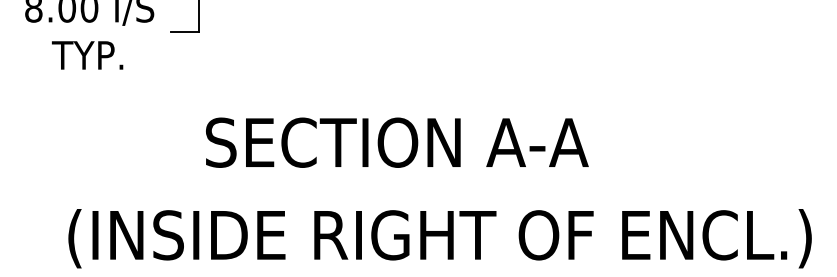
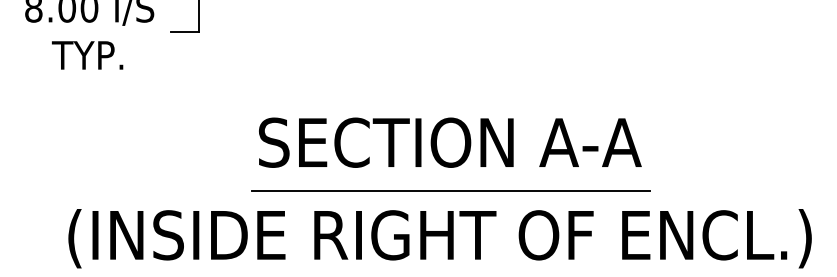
text position: (397, 142) -> (450, 142) (450, 142)
line: none -> present (450, 190)
